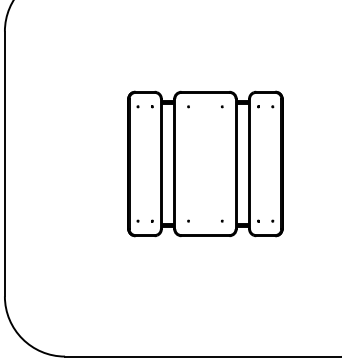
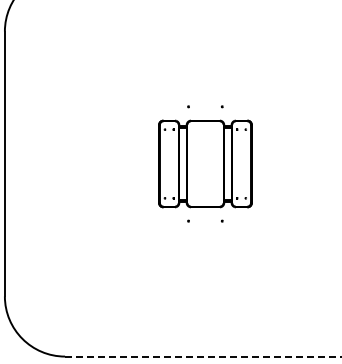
part size: 157x148 px -> 95x90 px (205, 163)
line: solid -> dashed (203, 356)
